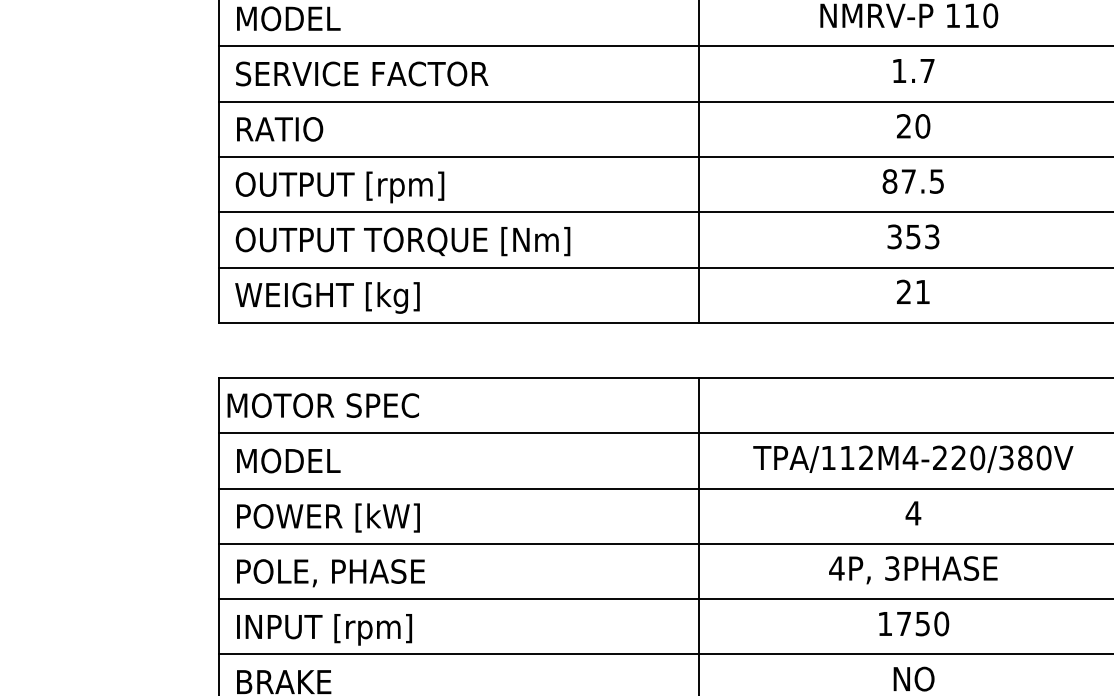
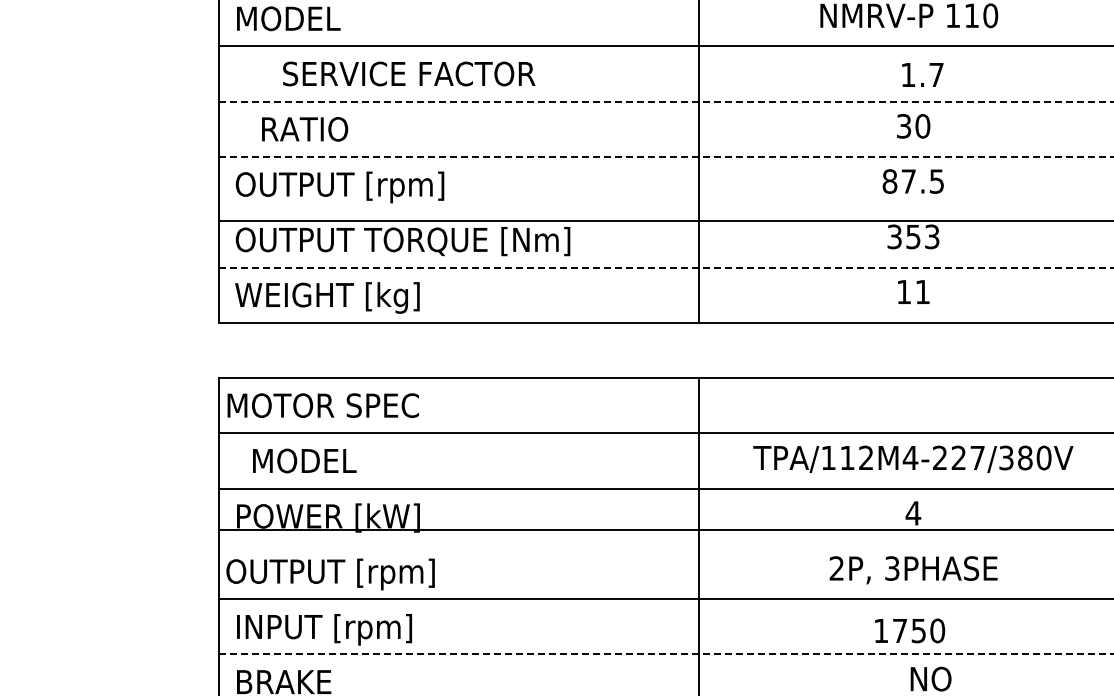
text position: (913, 70) -> (922, 74) (922, 74)
text position: (362, 73) -> (409, 73) (409, 73)
line: solid -> dashed (666, 101)
text: 20 -> 30 (904, 126)
text position: (280, 129) -> (305, 129) (305, 129)
line: solid -> dashed (666, 156)
line position: (664, 212) -> (664, 221) (664, 221)
line: solid -> dashed (666, 267)
text: 21 -> 11 (903, 291)
text: TPA/112M4-220/380V -> TPA/112M4-227/380V (977, 457)
text position: (288, 460) -> (304, 460) (304, 460)
line position: (664, 543) -> (664, 529) (664, 529)
text: 4P, -> 2P, (836, 568)
text: POLE, PHASE -> OUTPUT [rpm] (330, 574)
text position: (914, 623) -> (910, 630) (910, 630)
line: solid -> dashed (666, 654)
text position: (913, 678) -> (930, 678) (930, 678)
